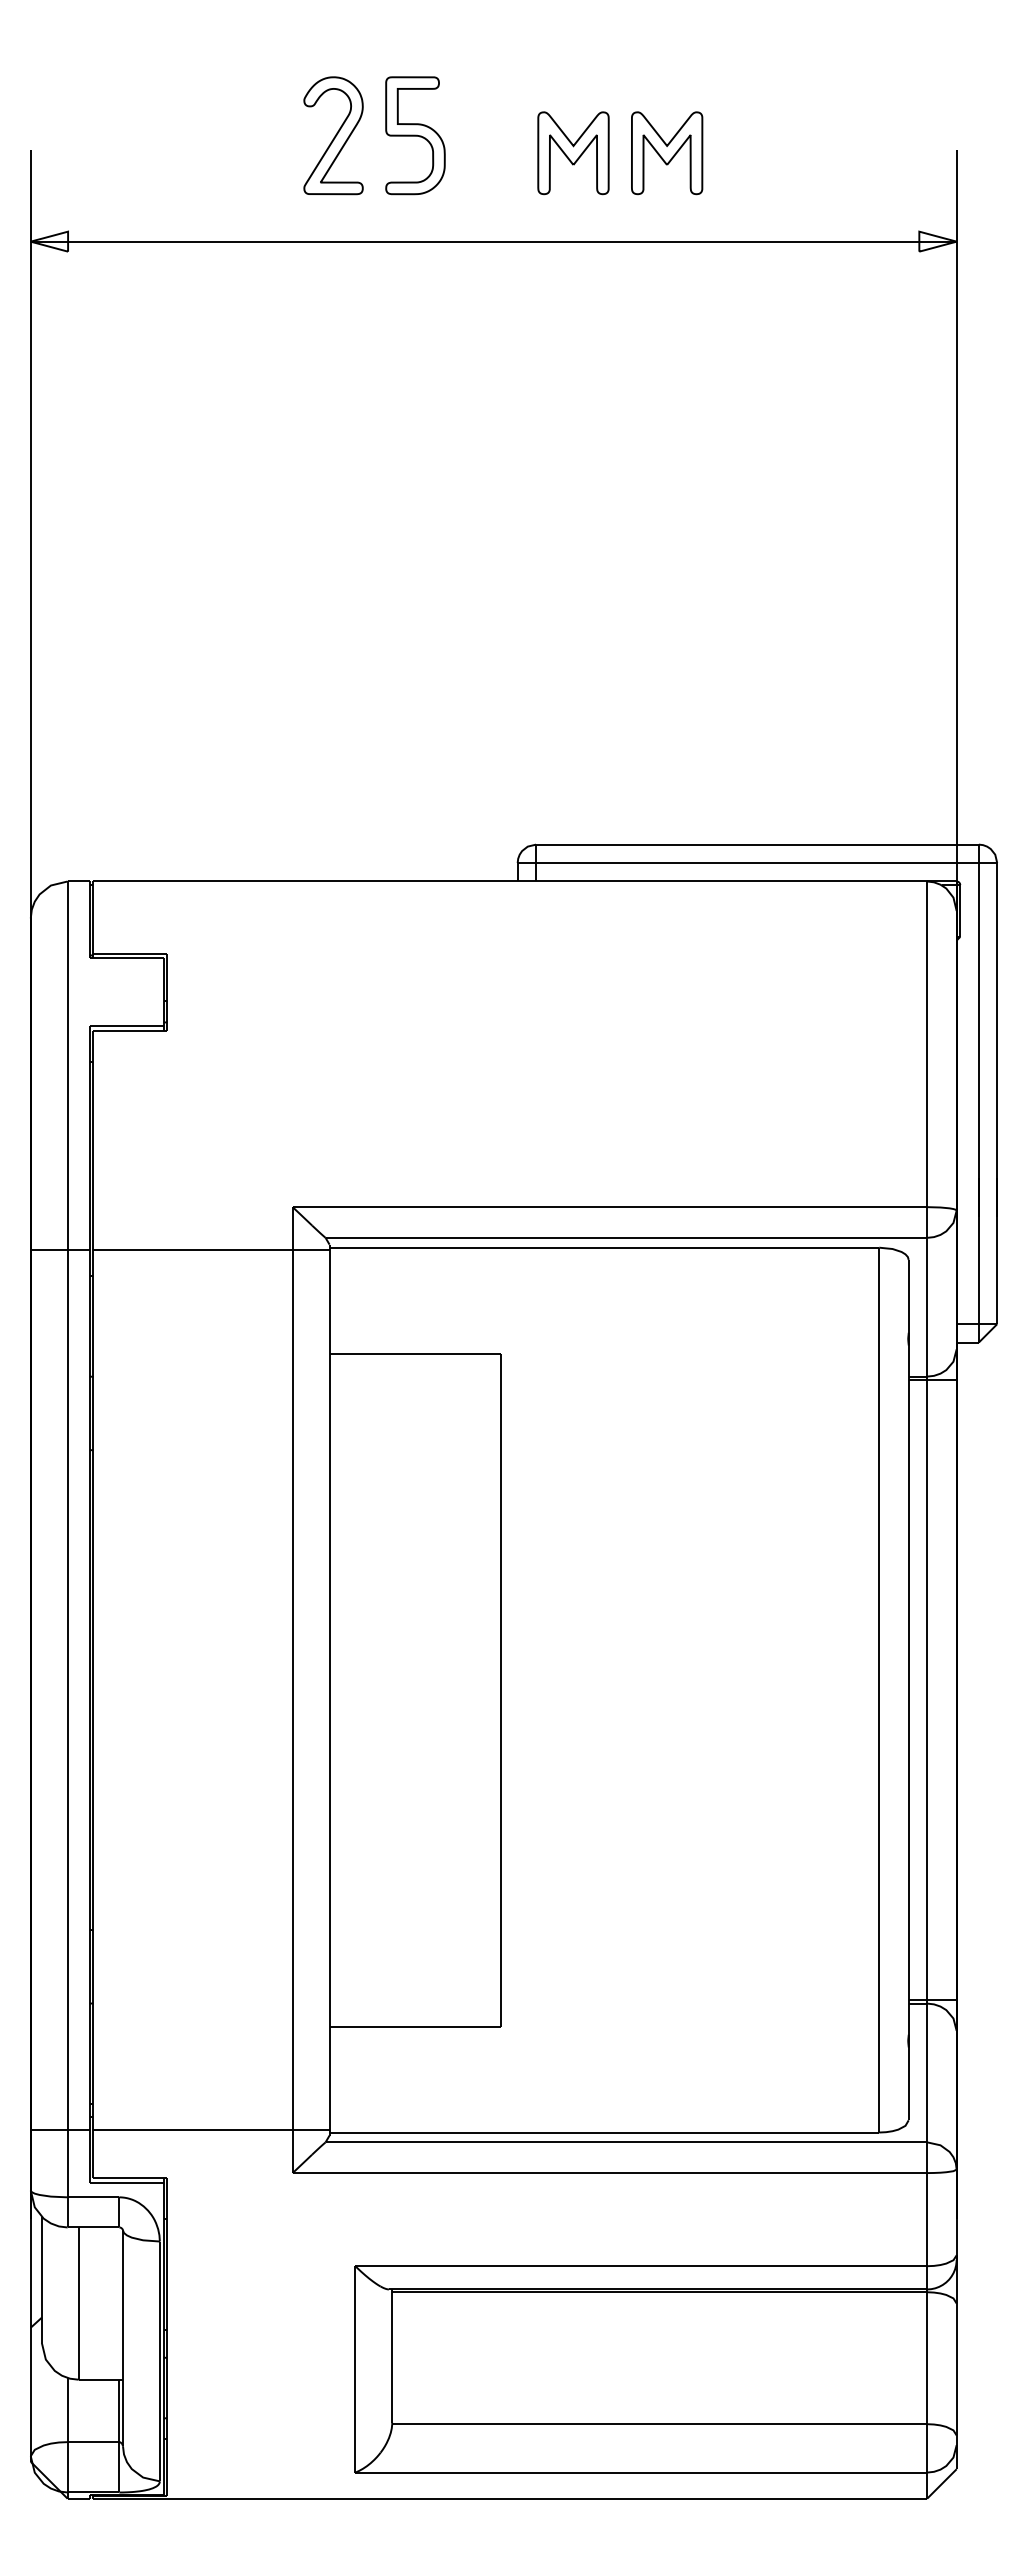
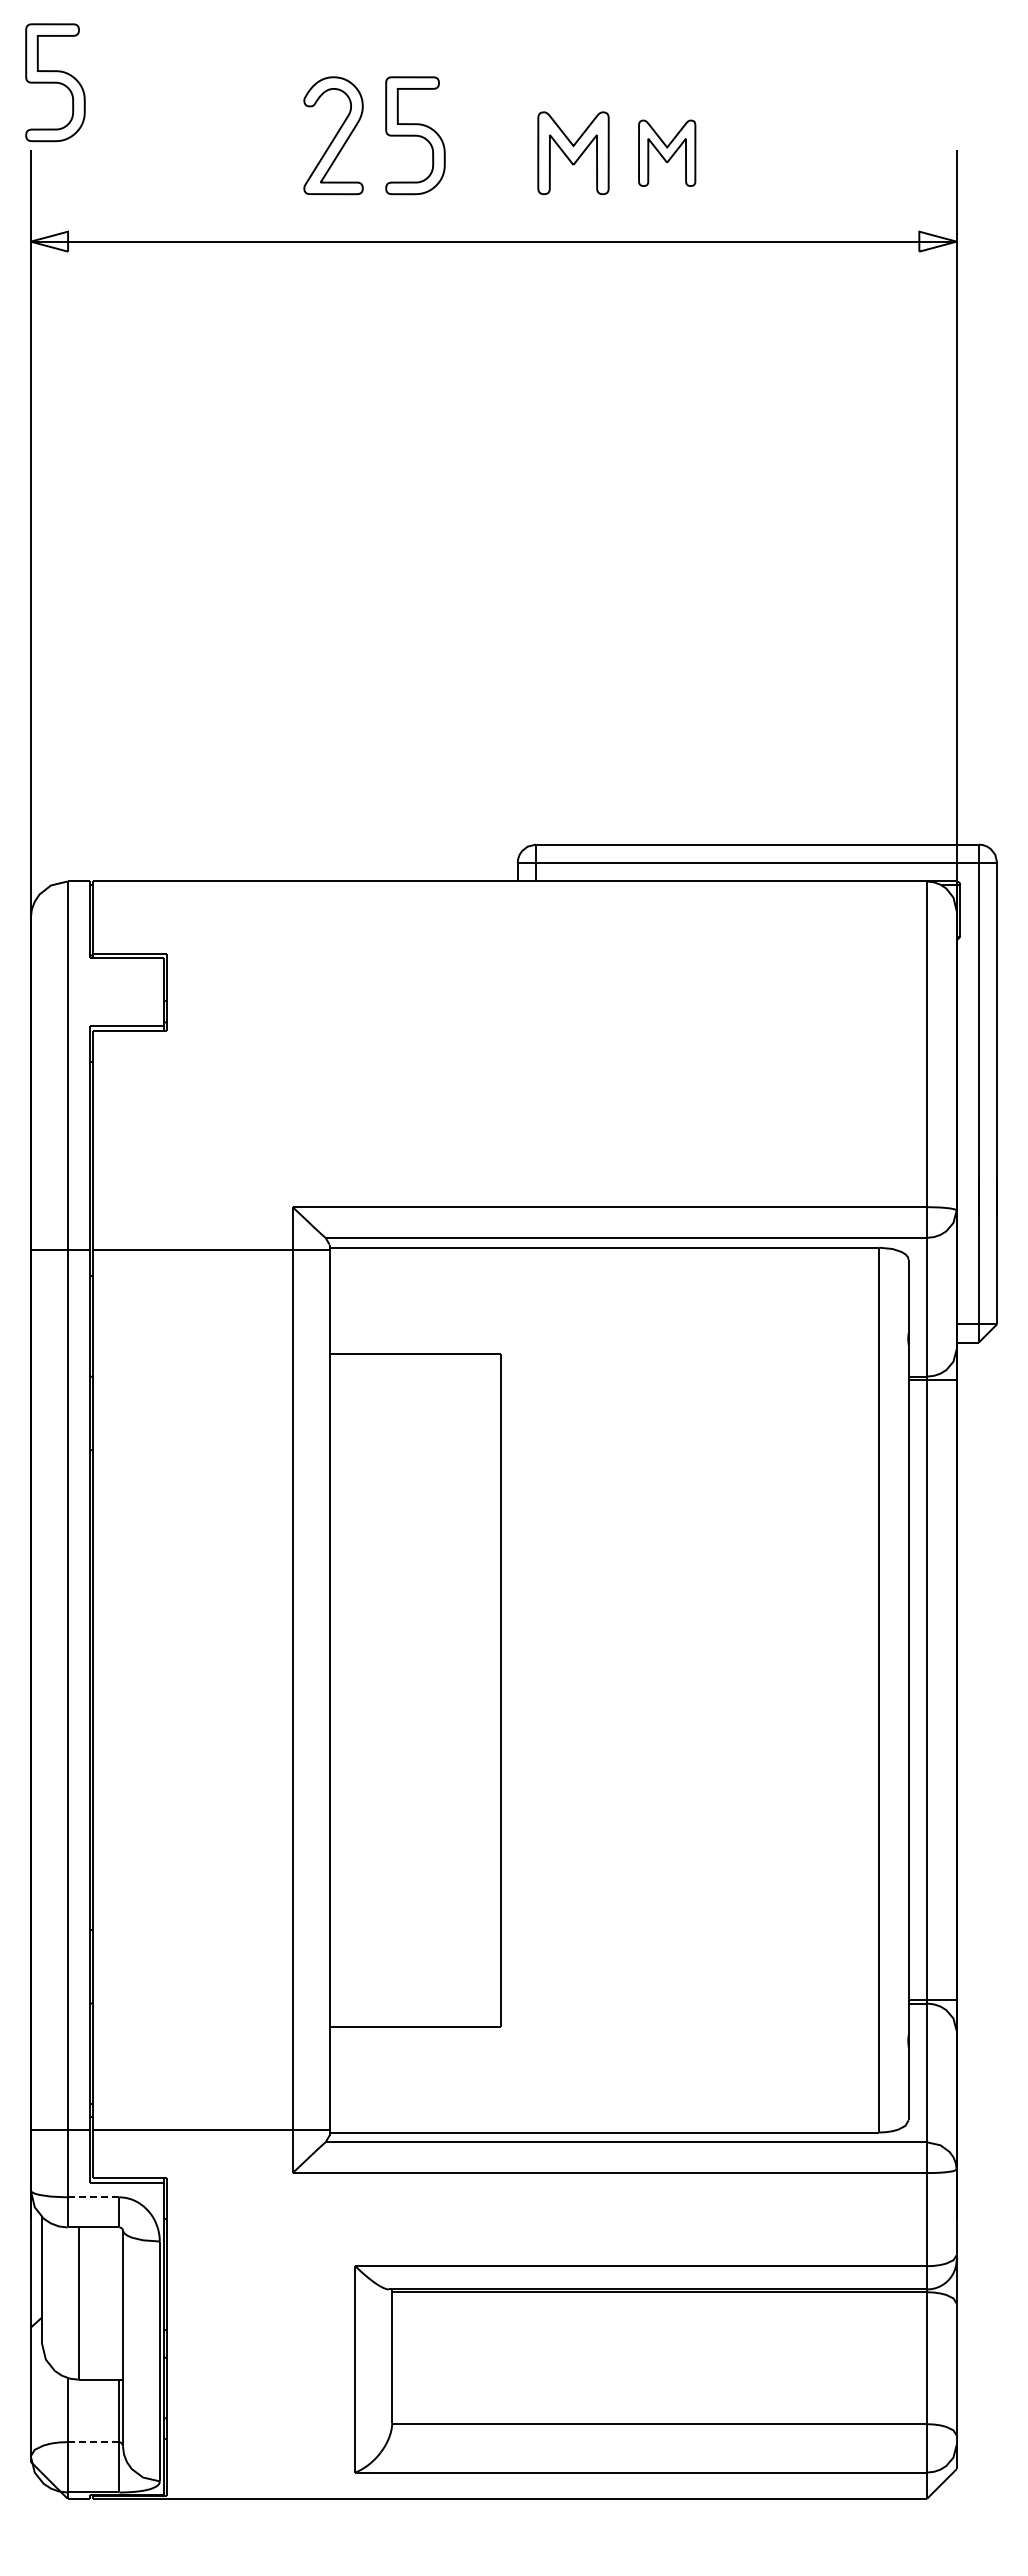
part: none -> present (55, 82)
part size: 73x85 px -> 59x68 px (667, 152)
line: solid -> dashed (93, 2197)
line: solid -> dashed (93, 2442)
